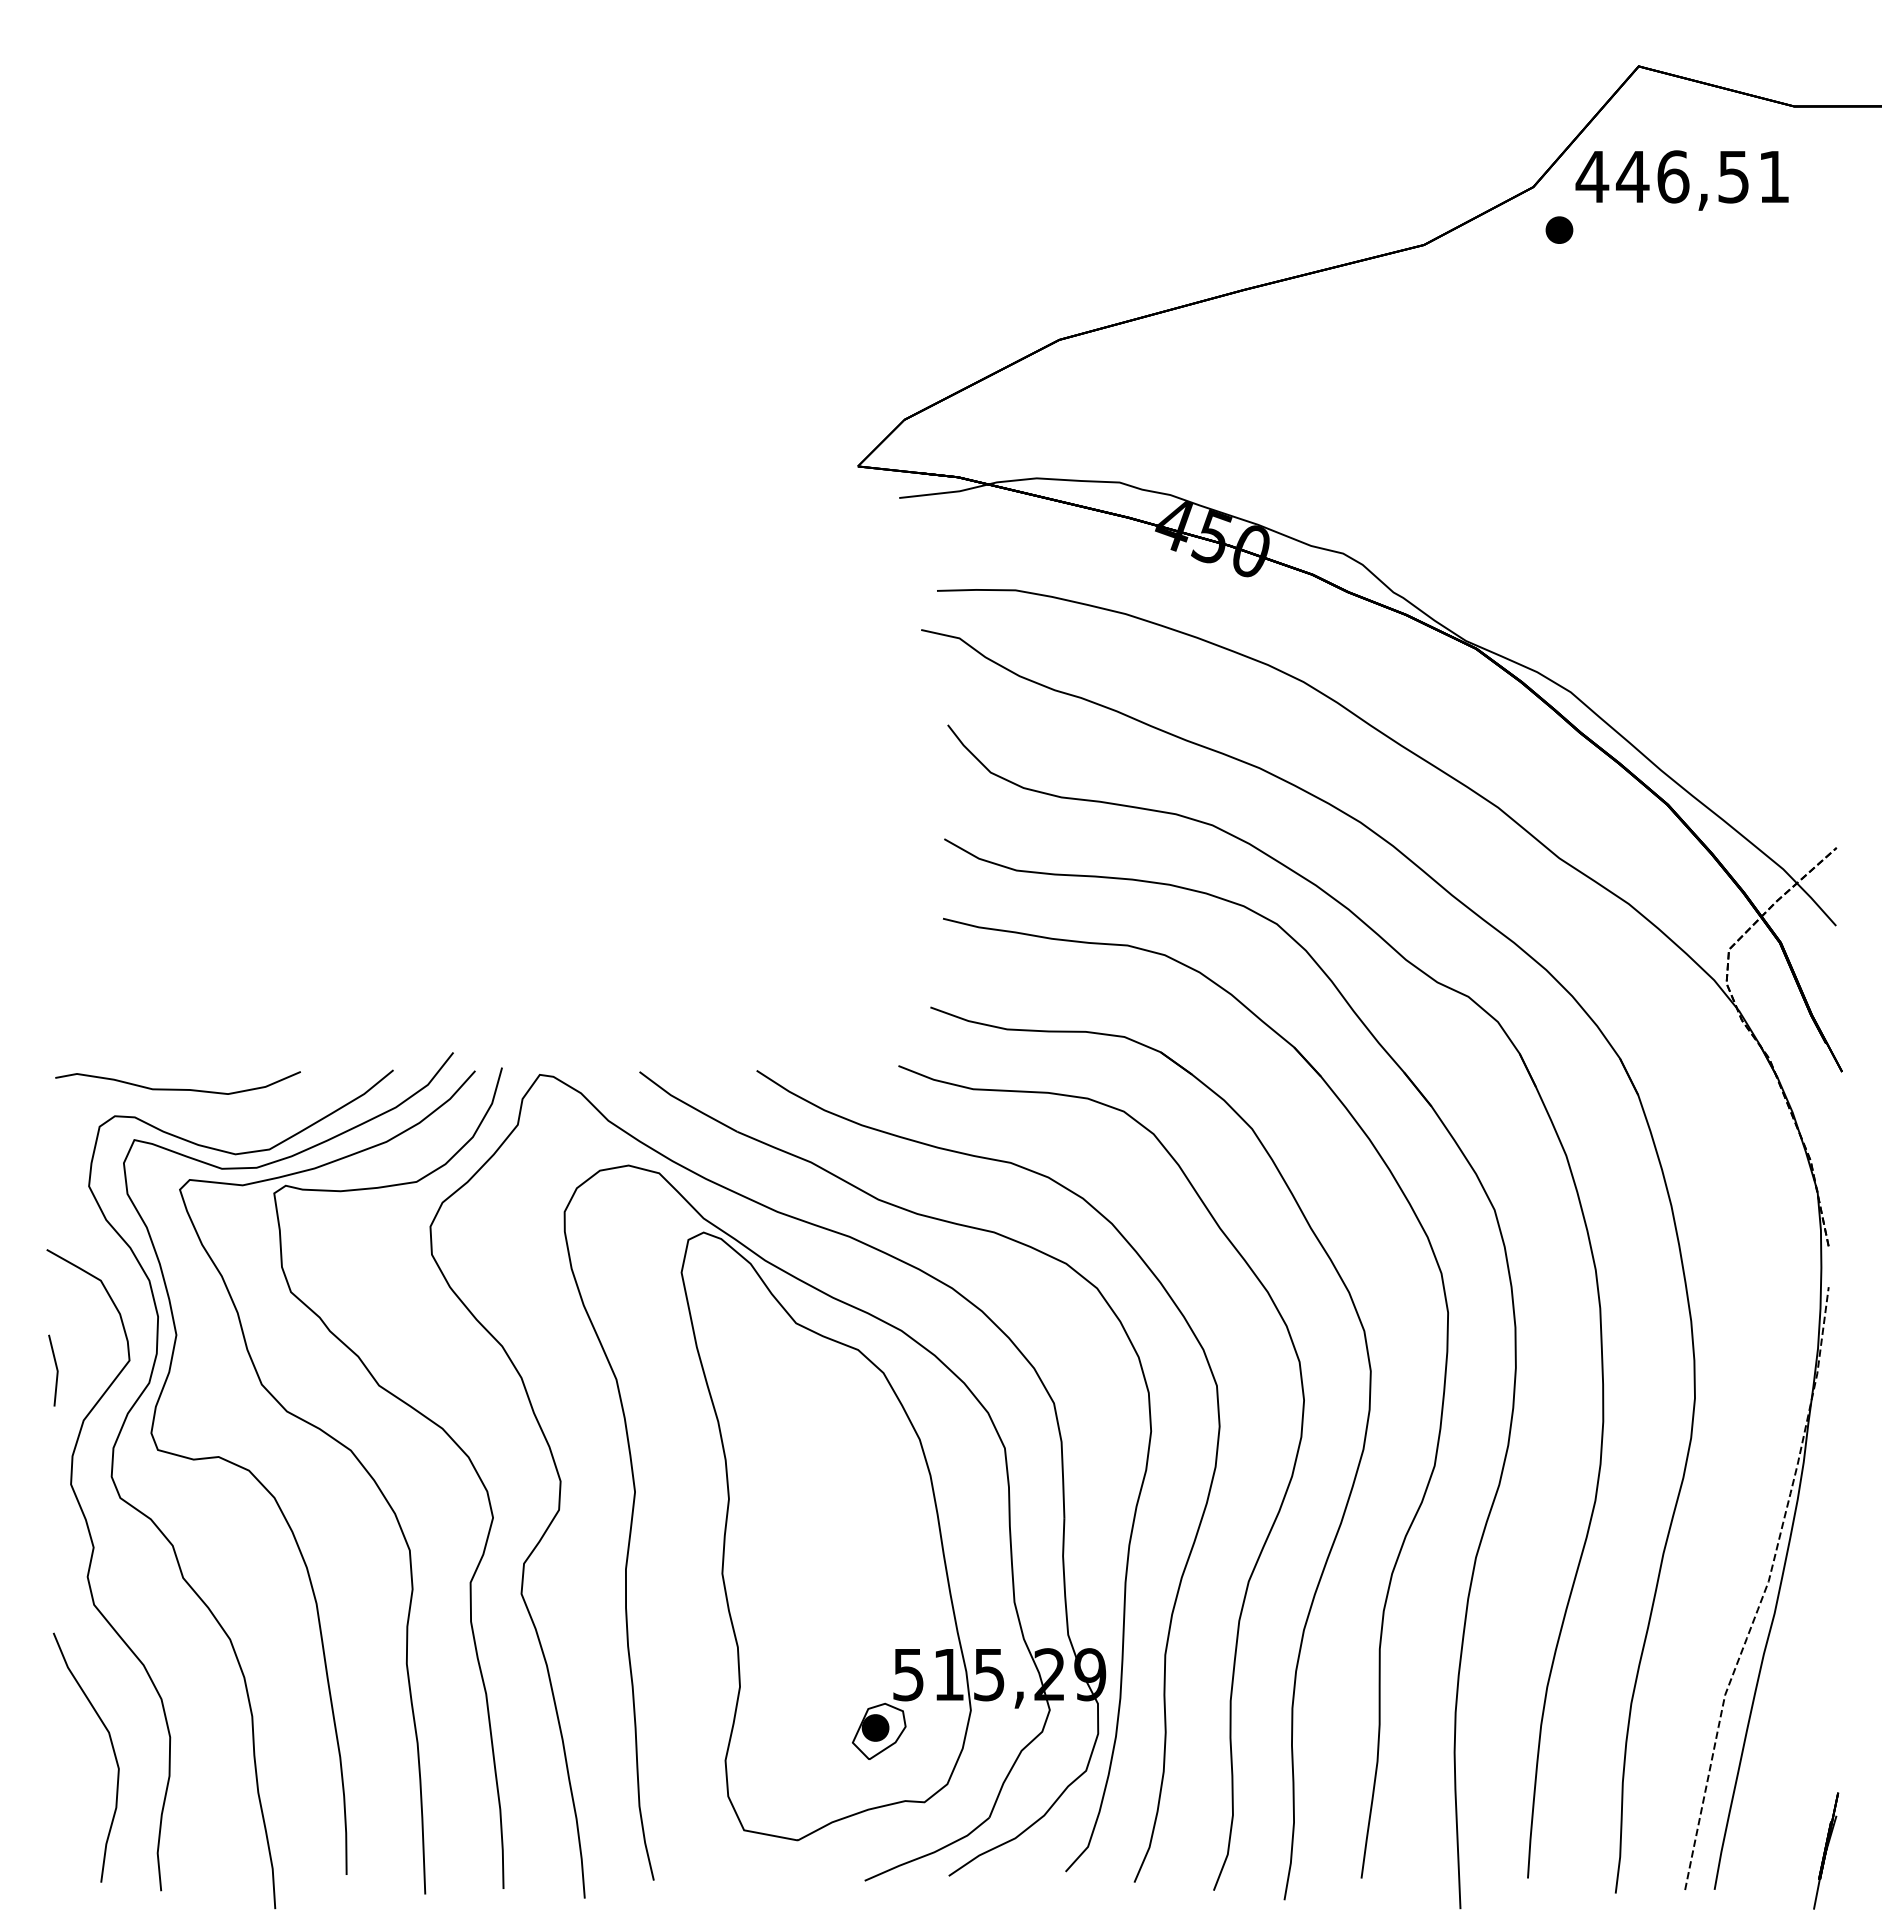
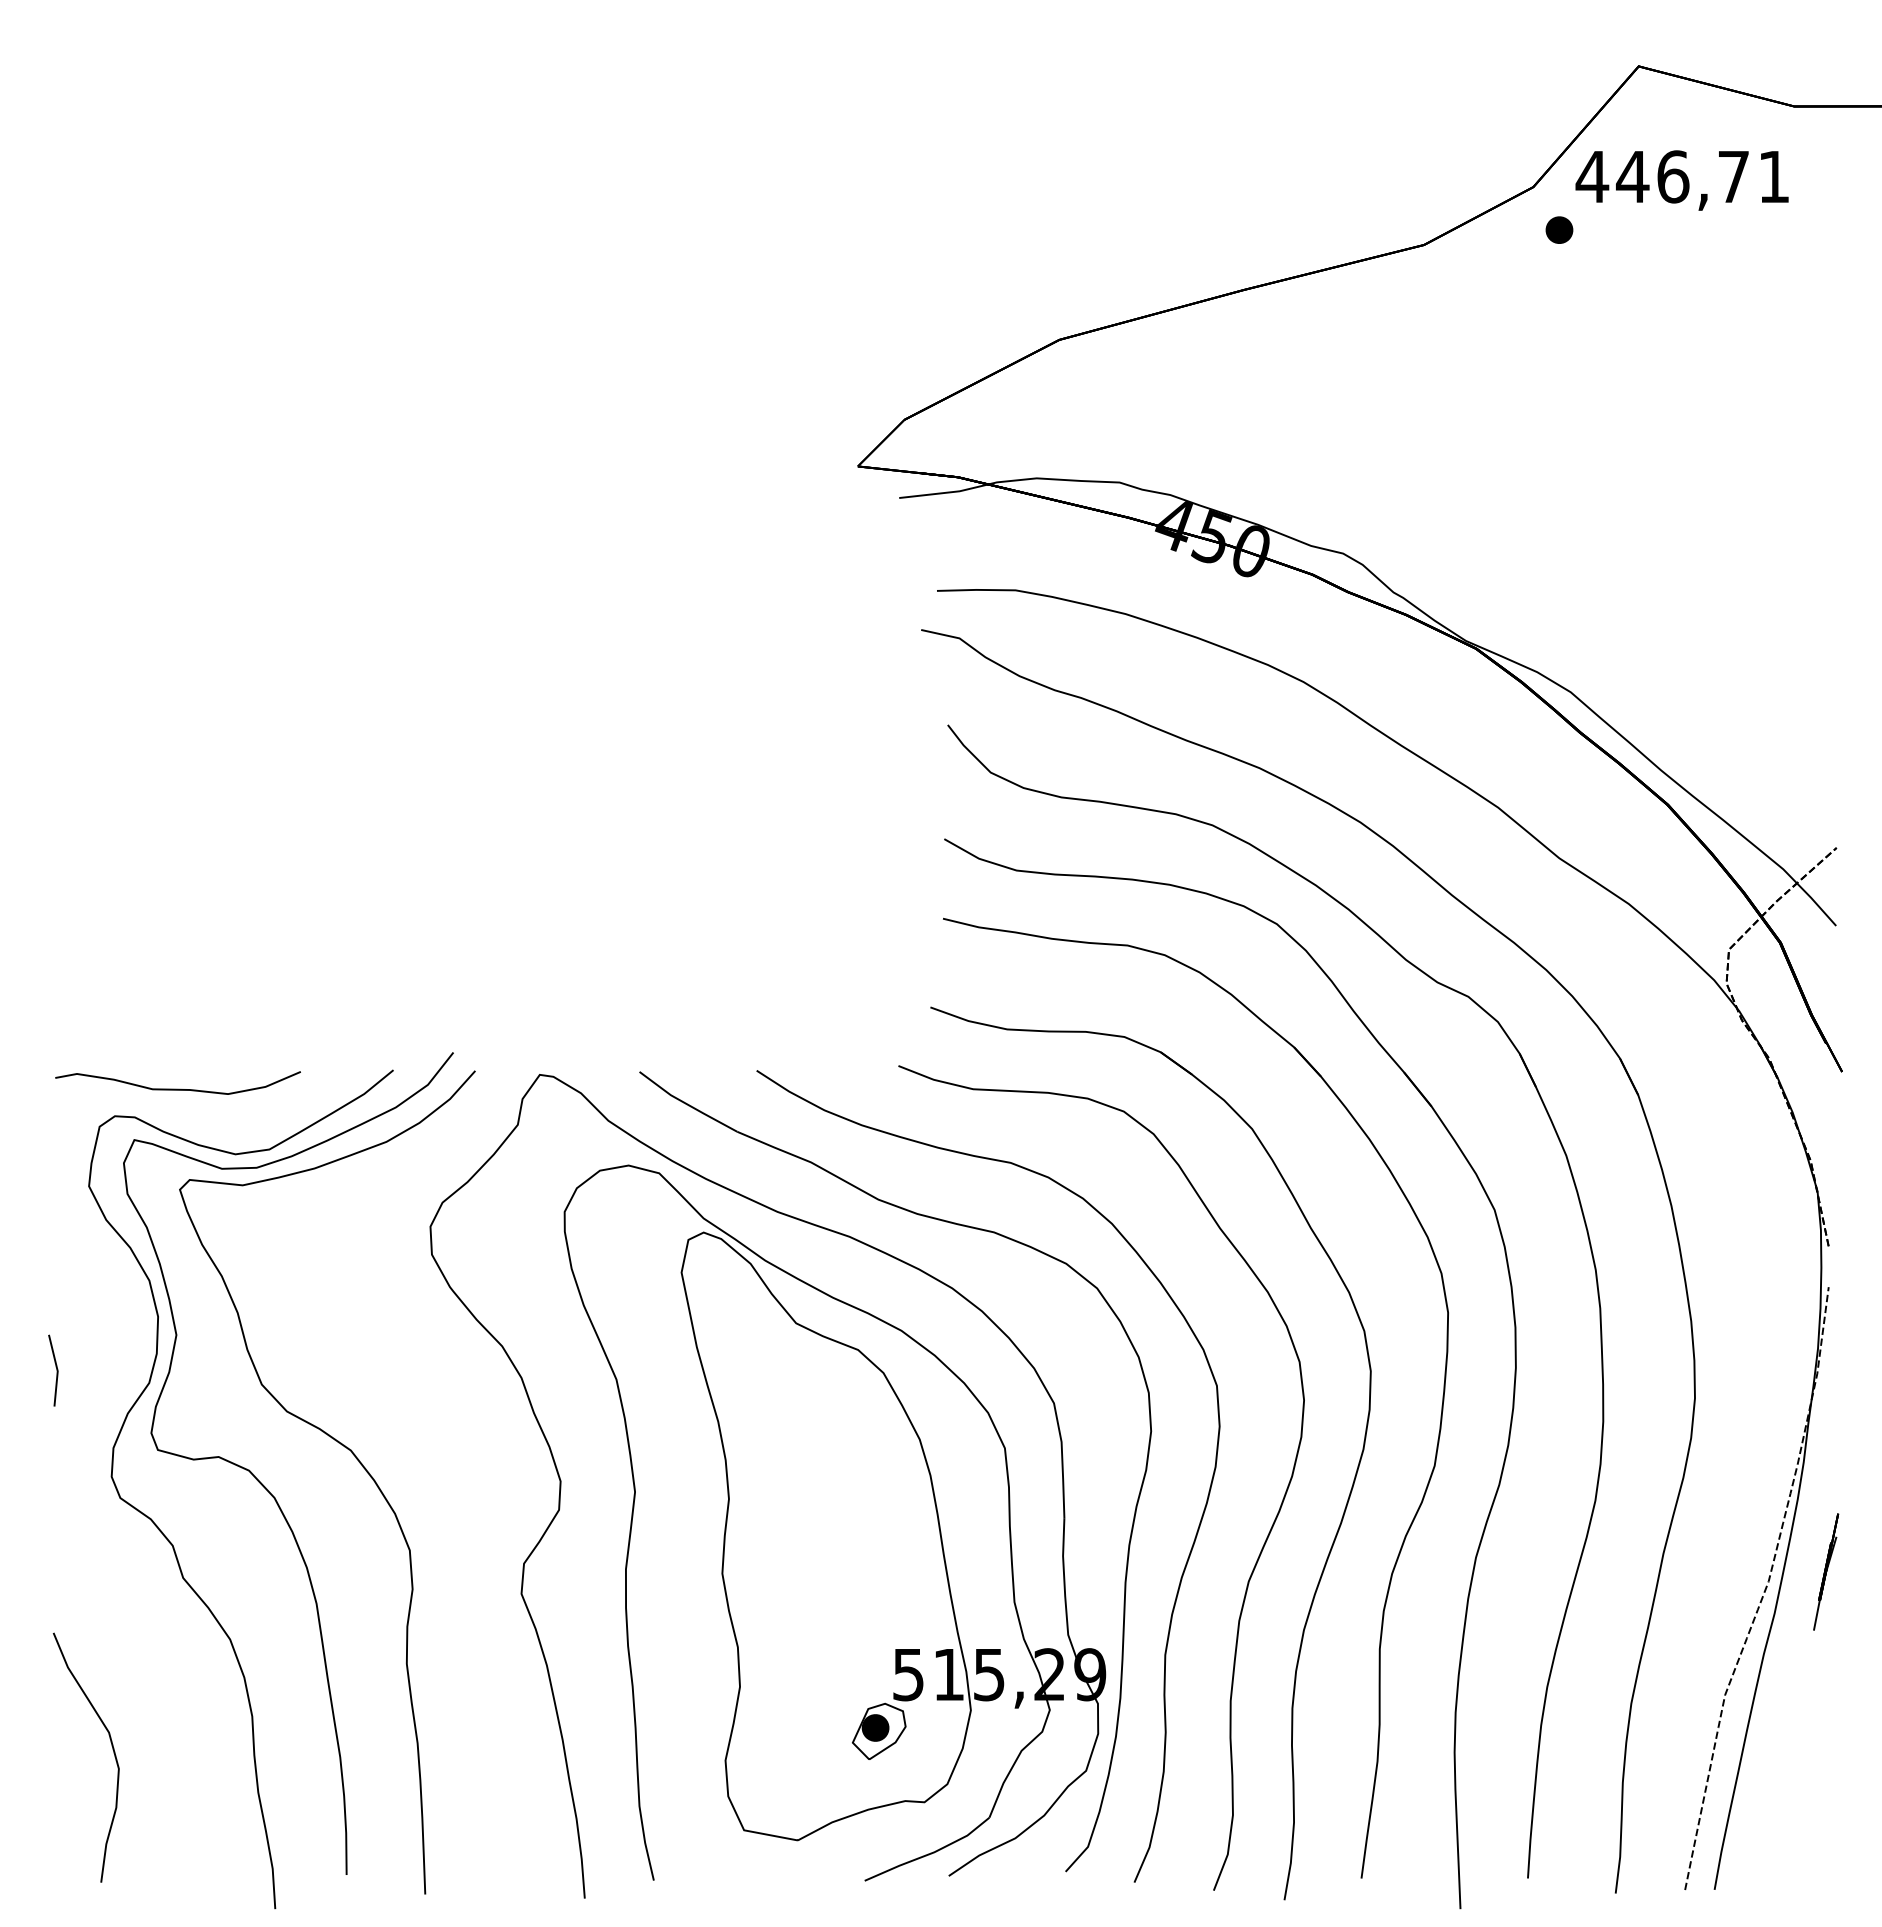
text: 446,51 -> 446,71 (1733, 177)
curve: present -> none (428, 1420)
curve: present -> none (91, 1564)
part position: (1826, 1850) -> (1826, 1571) (1826, 1571)
